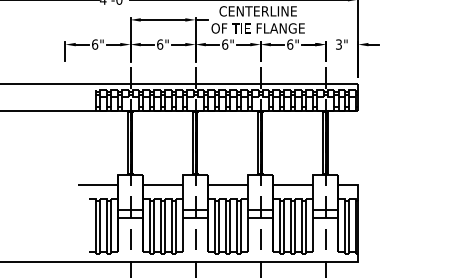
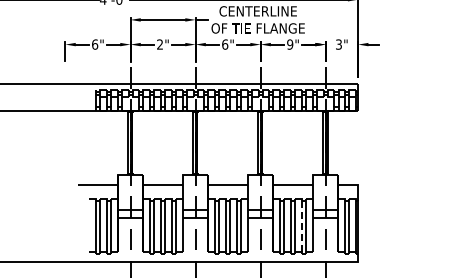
text: 6" -> 2" (160, 44)
text: 6" -> 9" (290, 44)
line: solid -> dashed (301, 227)
